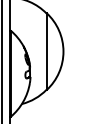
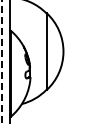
line: solid -> dashed (1, 62)
